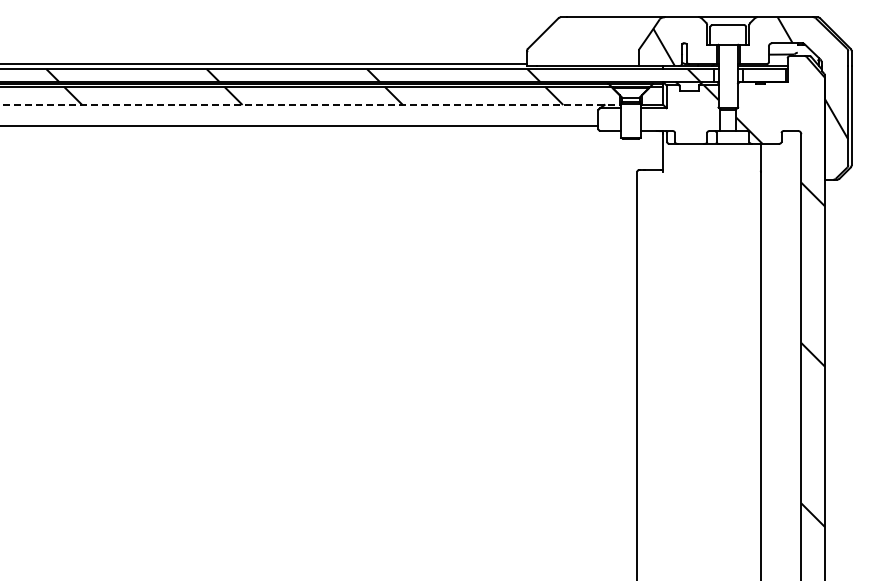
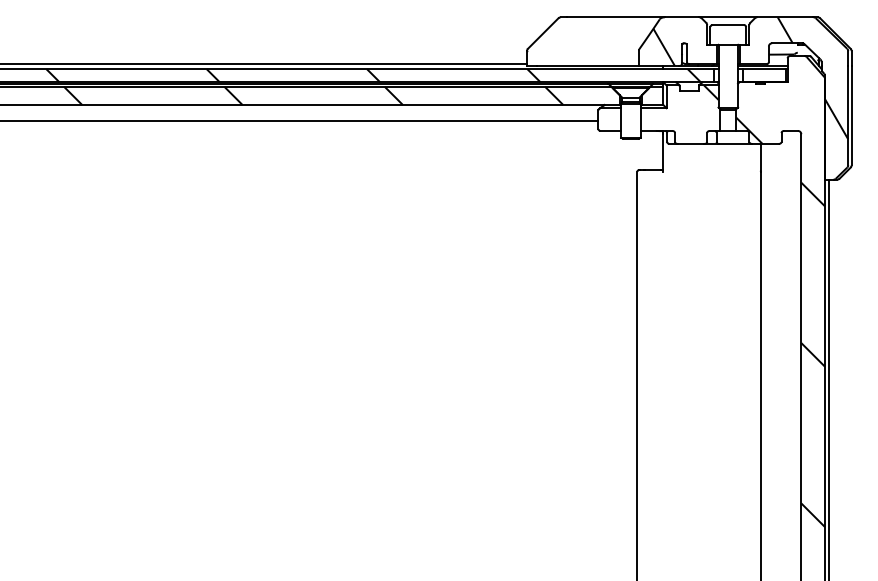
line: dashed -> solid (310, 104)
line position: (300, 126) -> (300, 121) (300, 121)
line: none -> present (828, 378)
